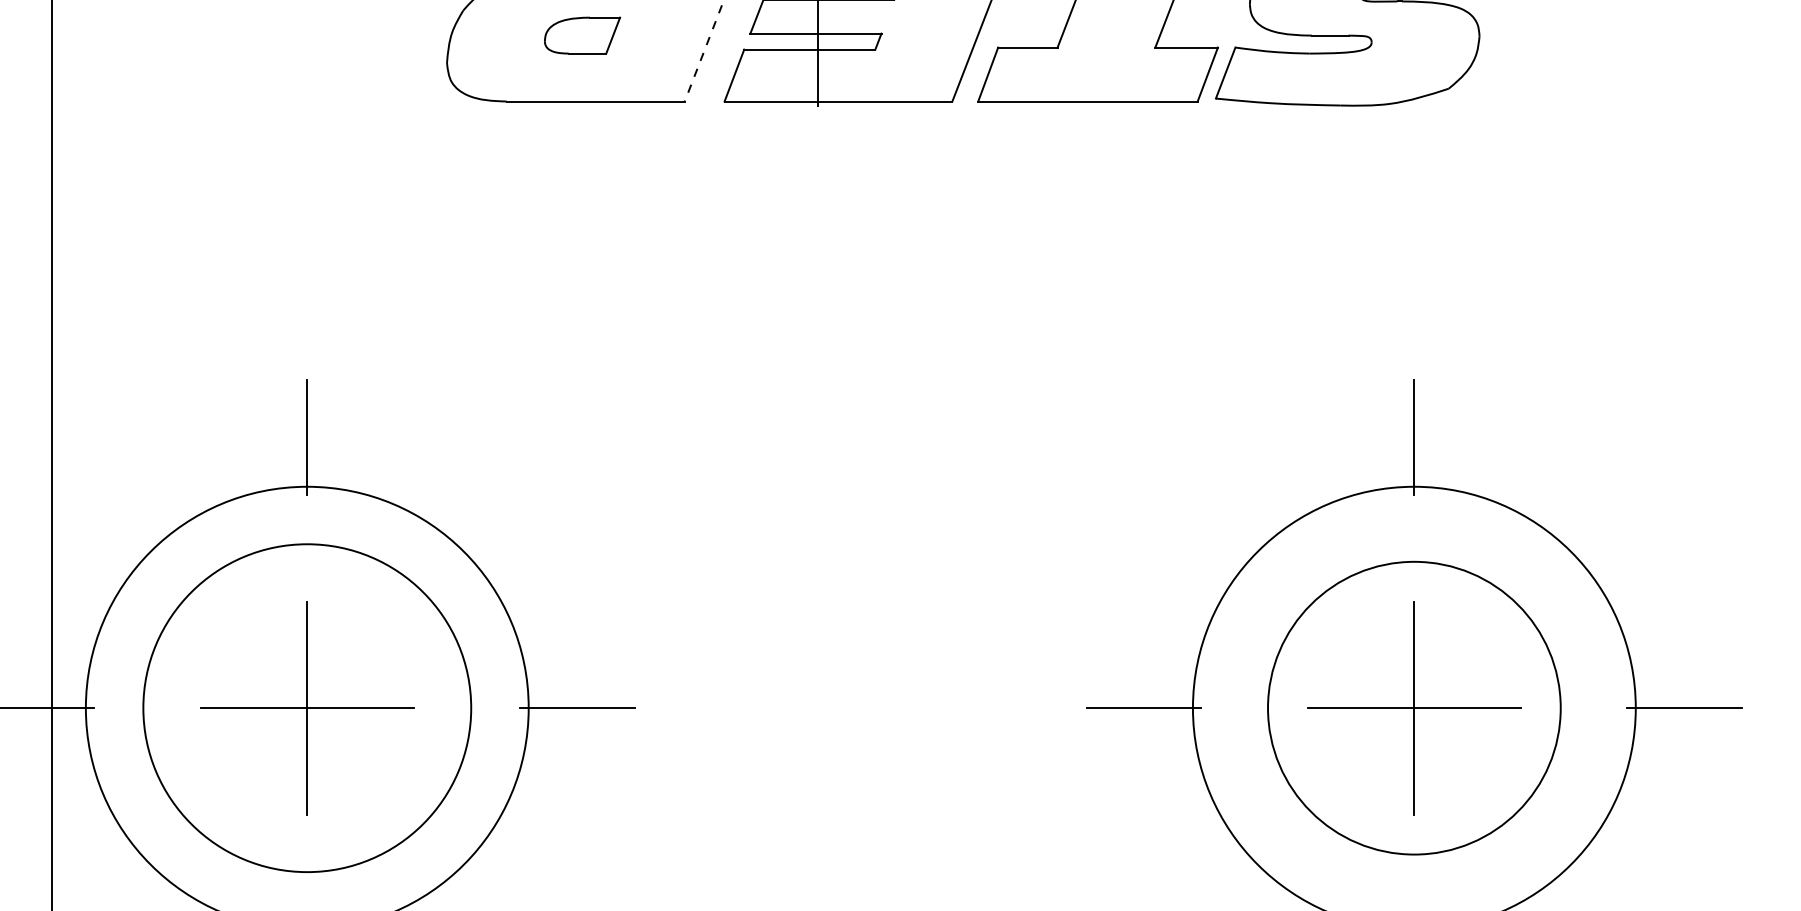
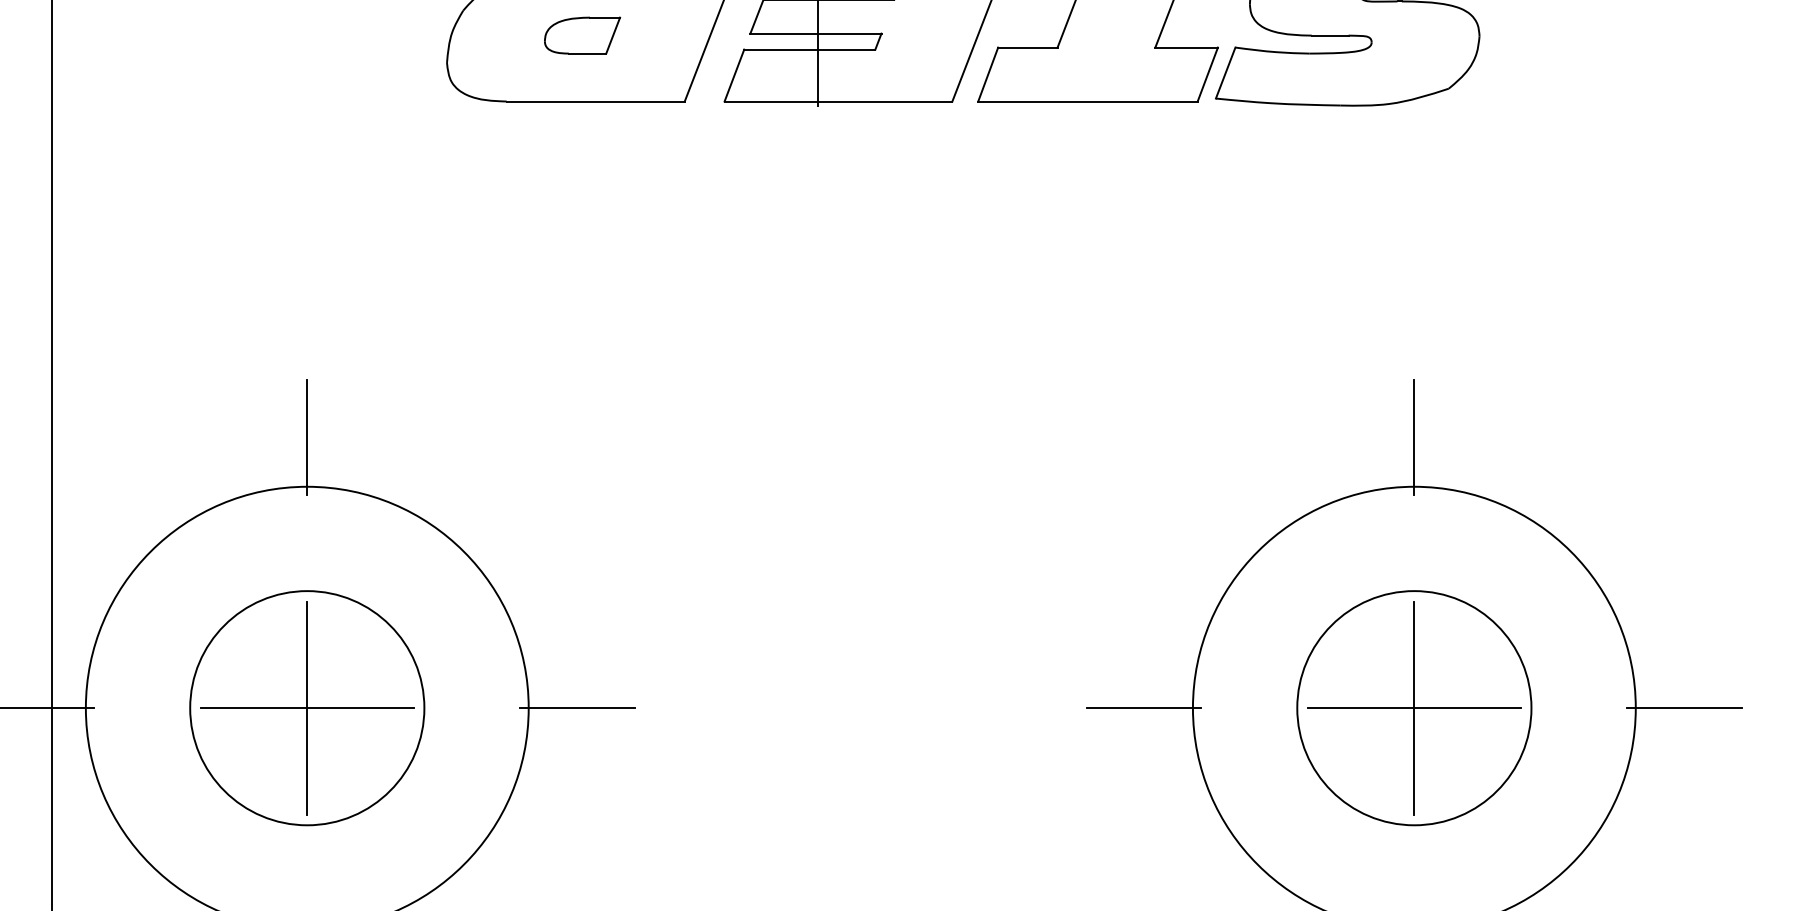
line: dashed -> solid (704, 51)
circle diameter: 293 px -> 234 px (1414, 708)
circle diameter: 328 px -> 234 px (307, 708)
